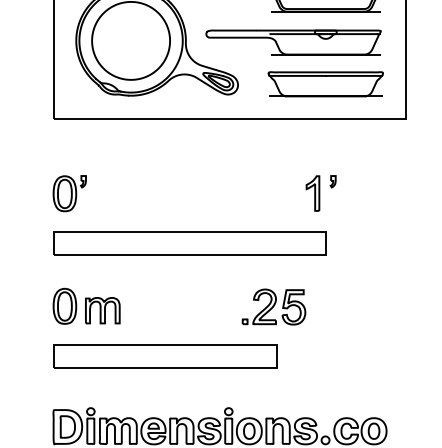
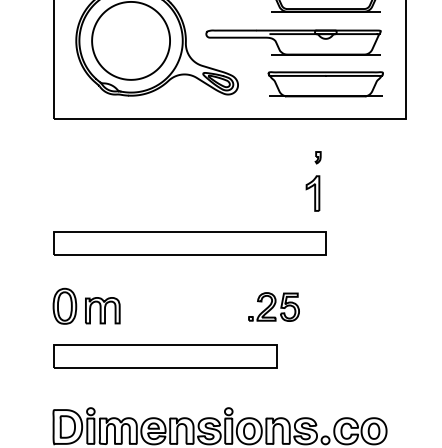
part position: (332, 181) -> (317, 157) (317, 157)
part: present -> none (69, 193)
part size: 66x38 px -> 52x30 px (273, 306)
